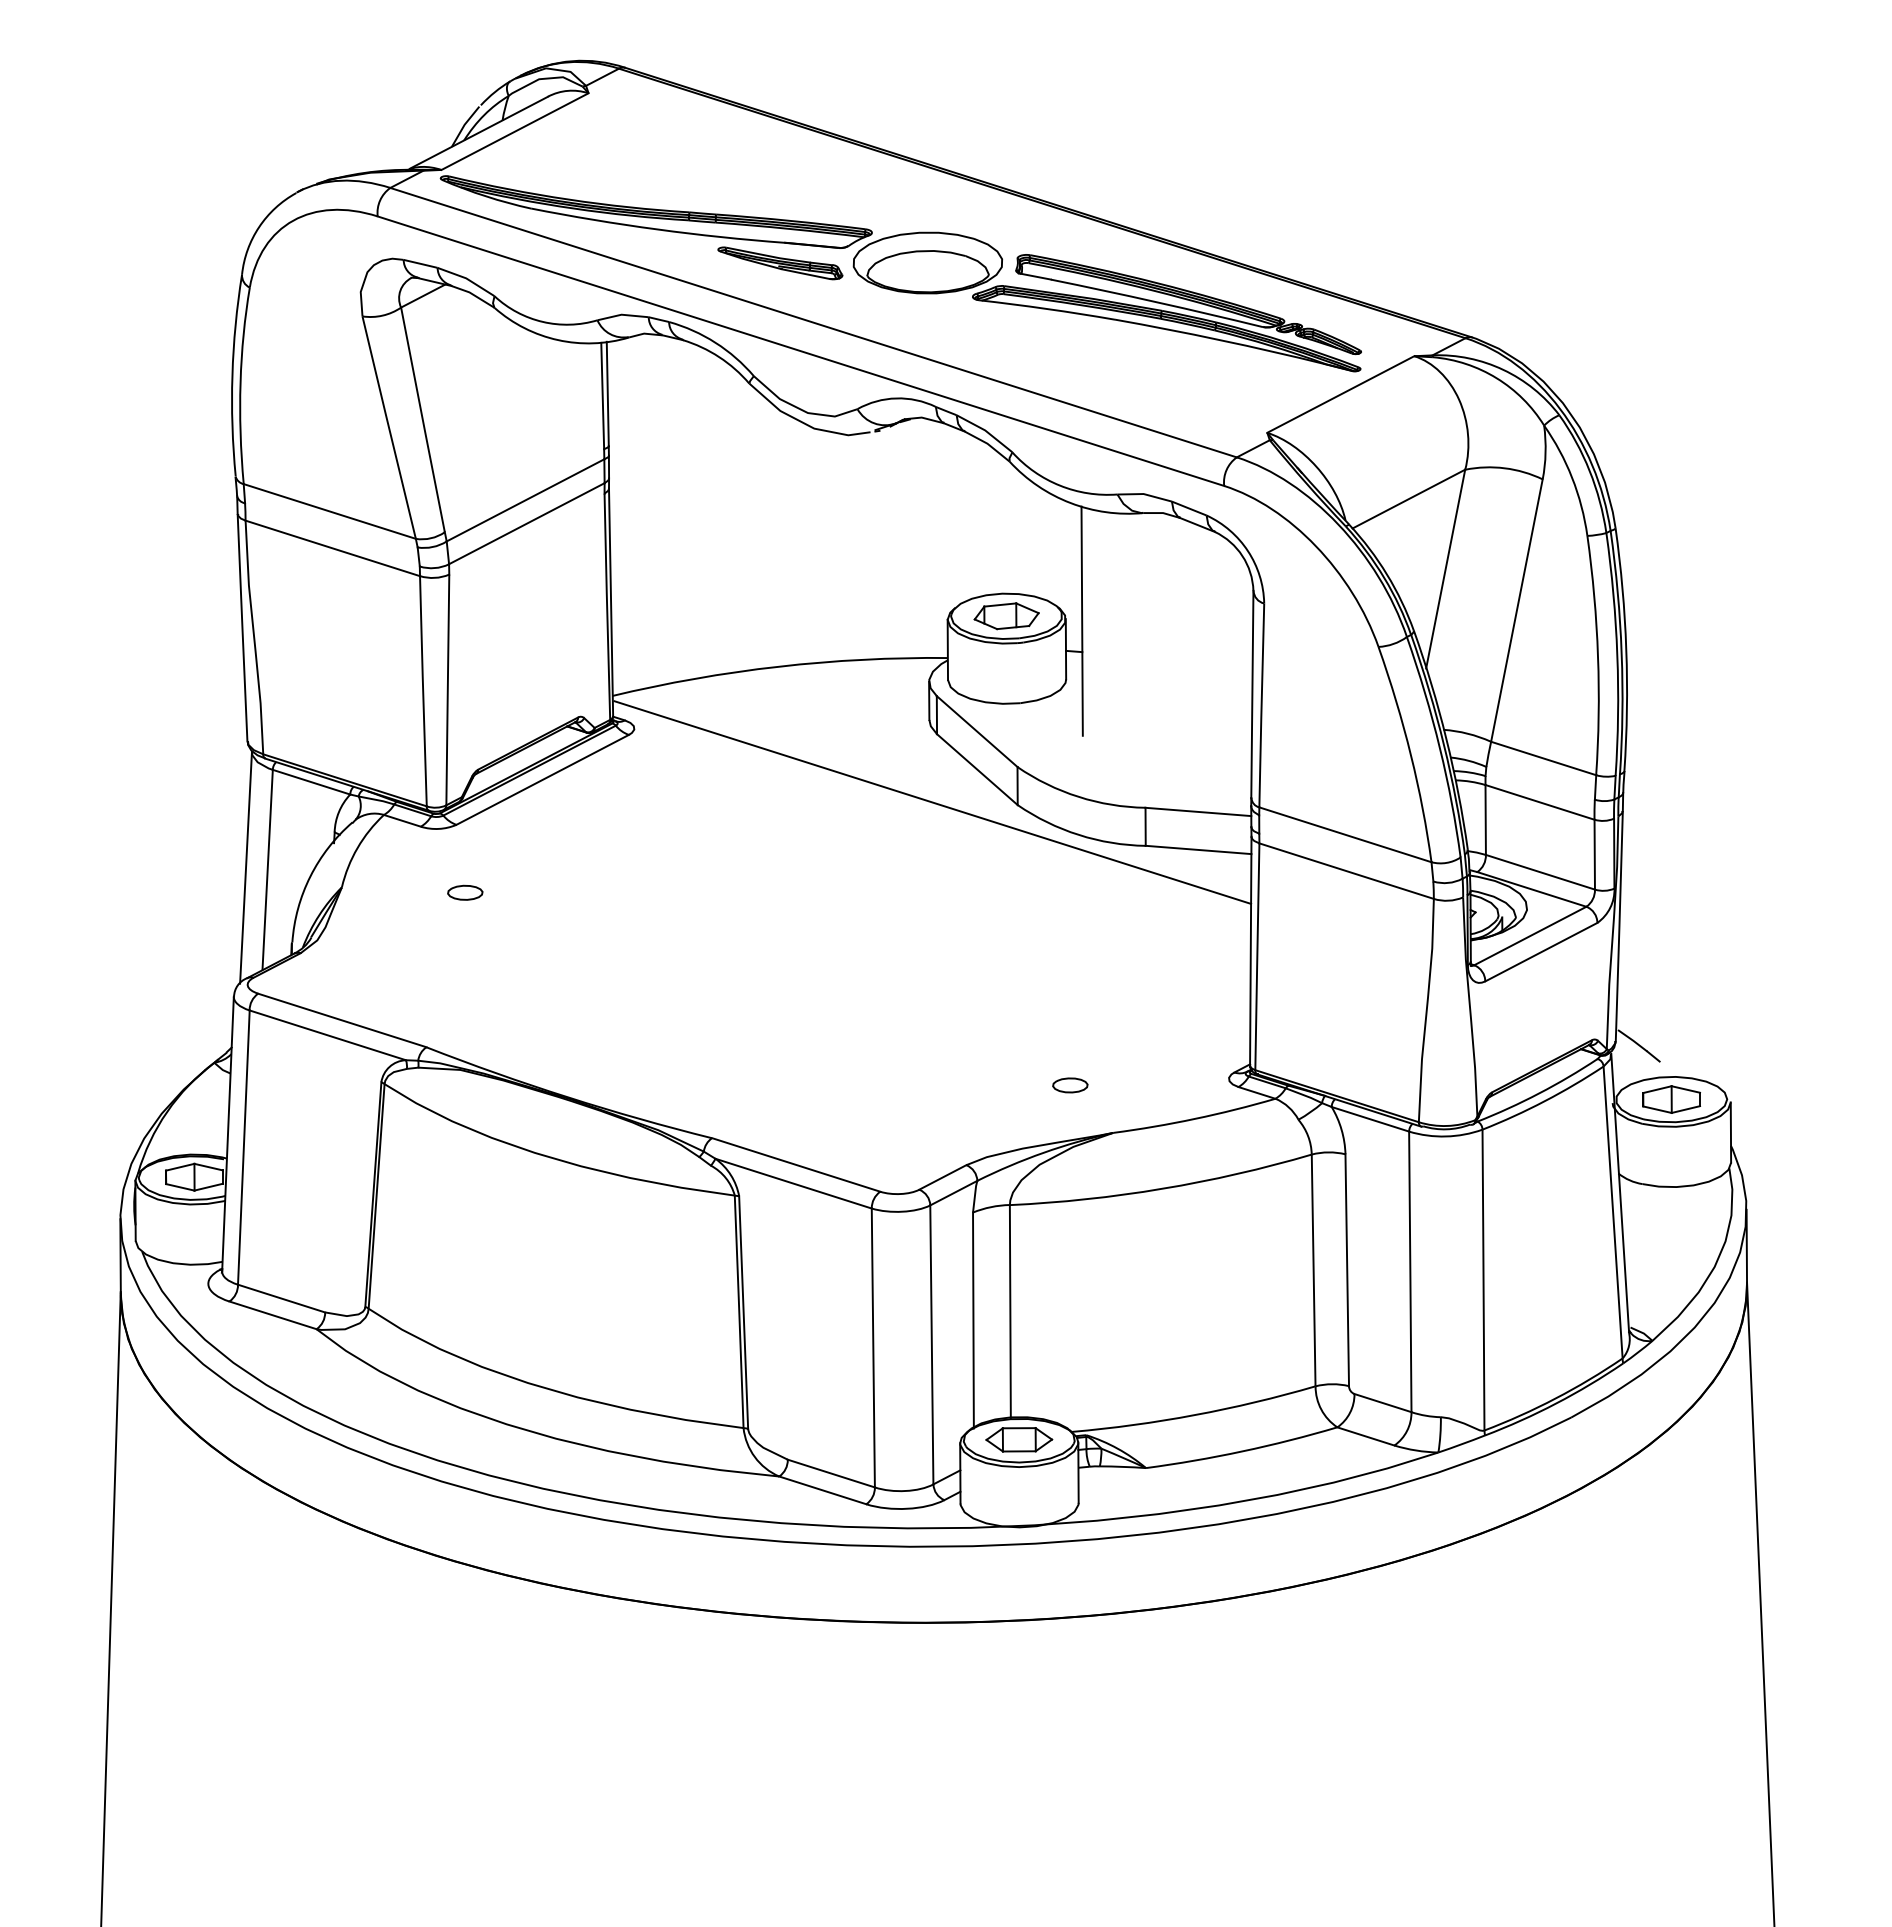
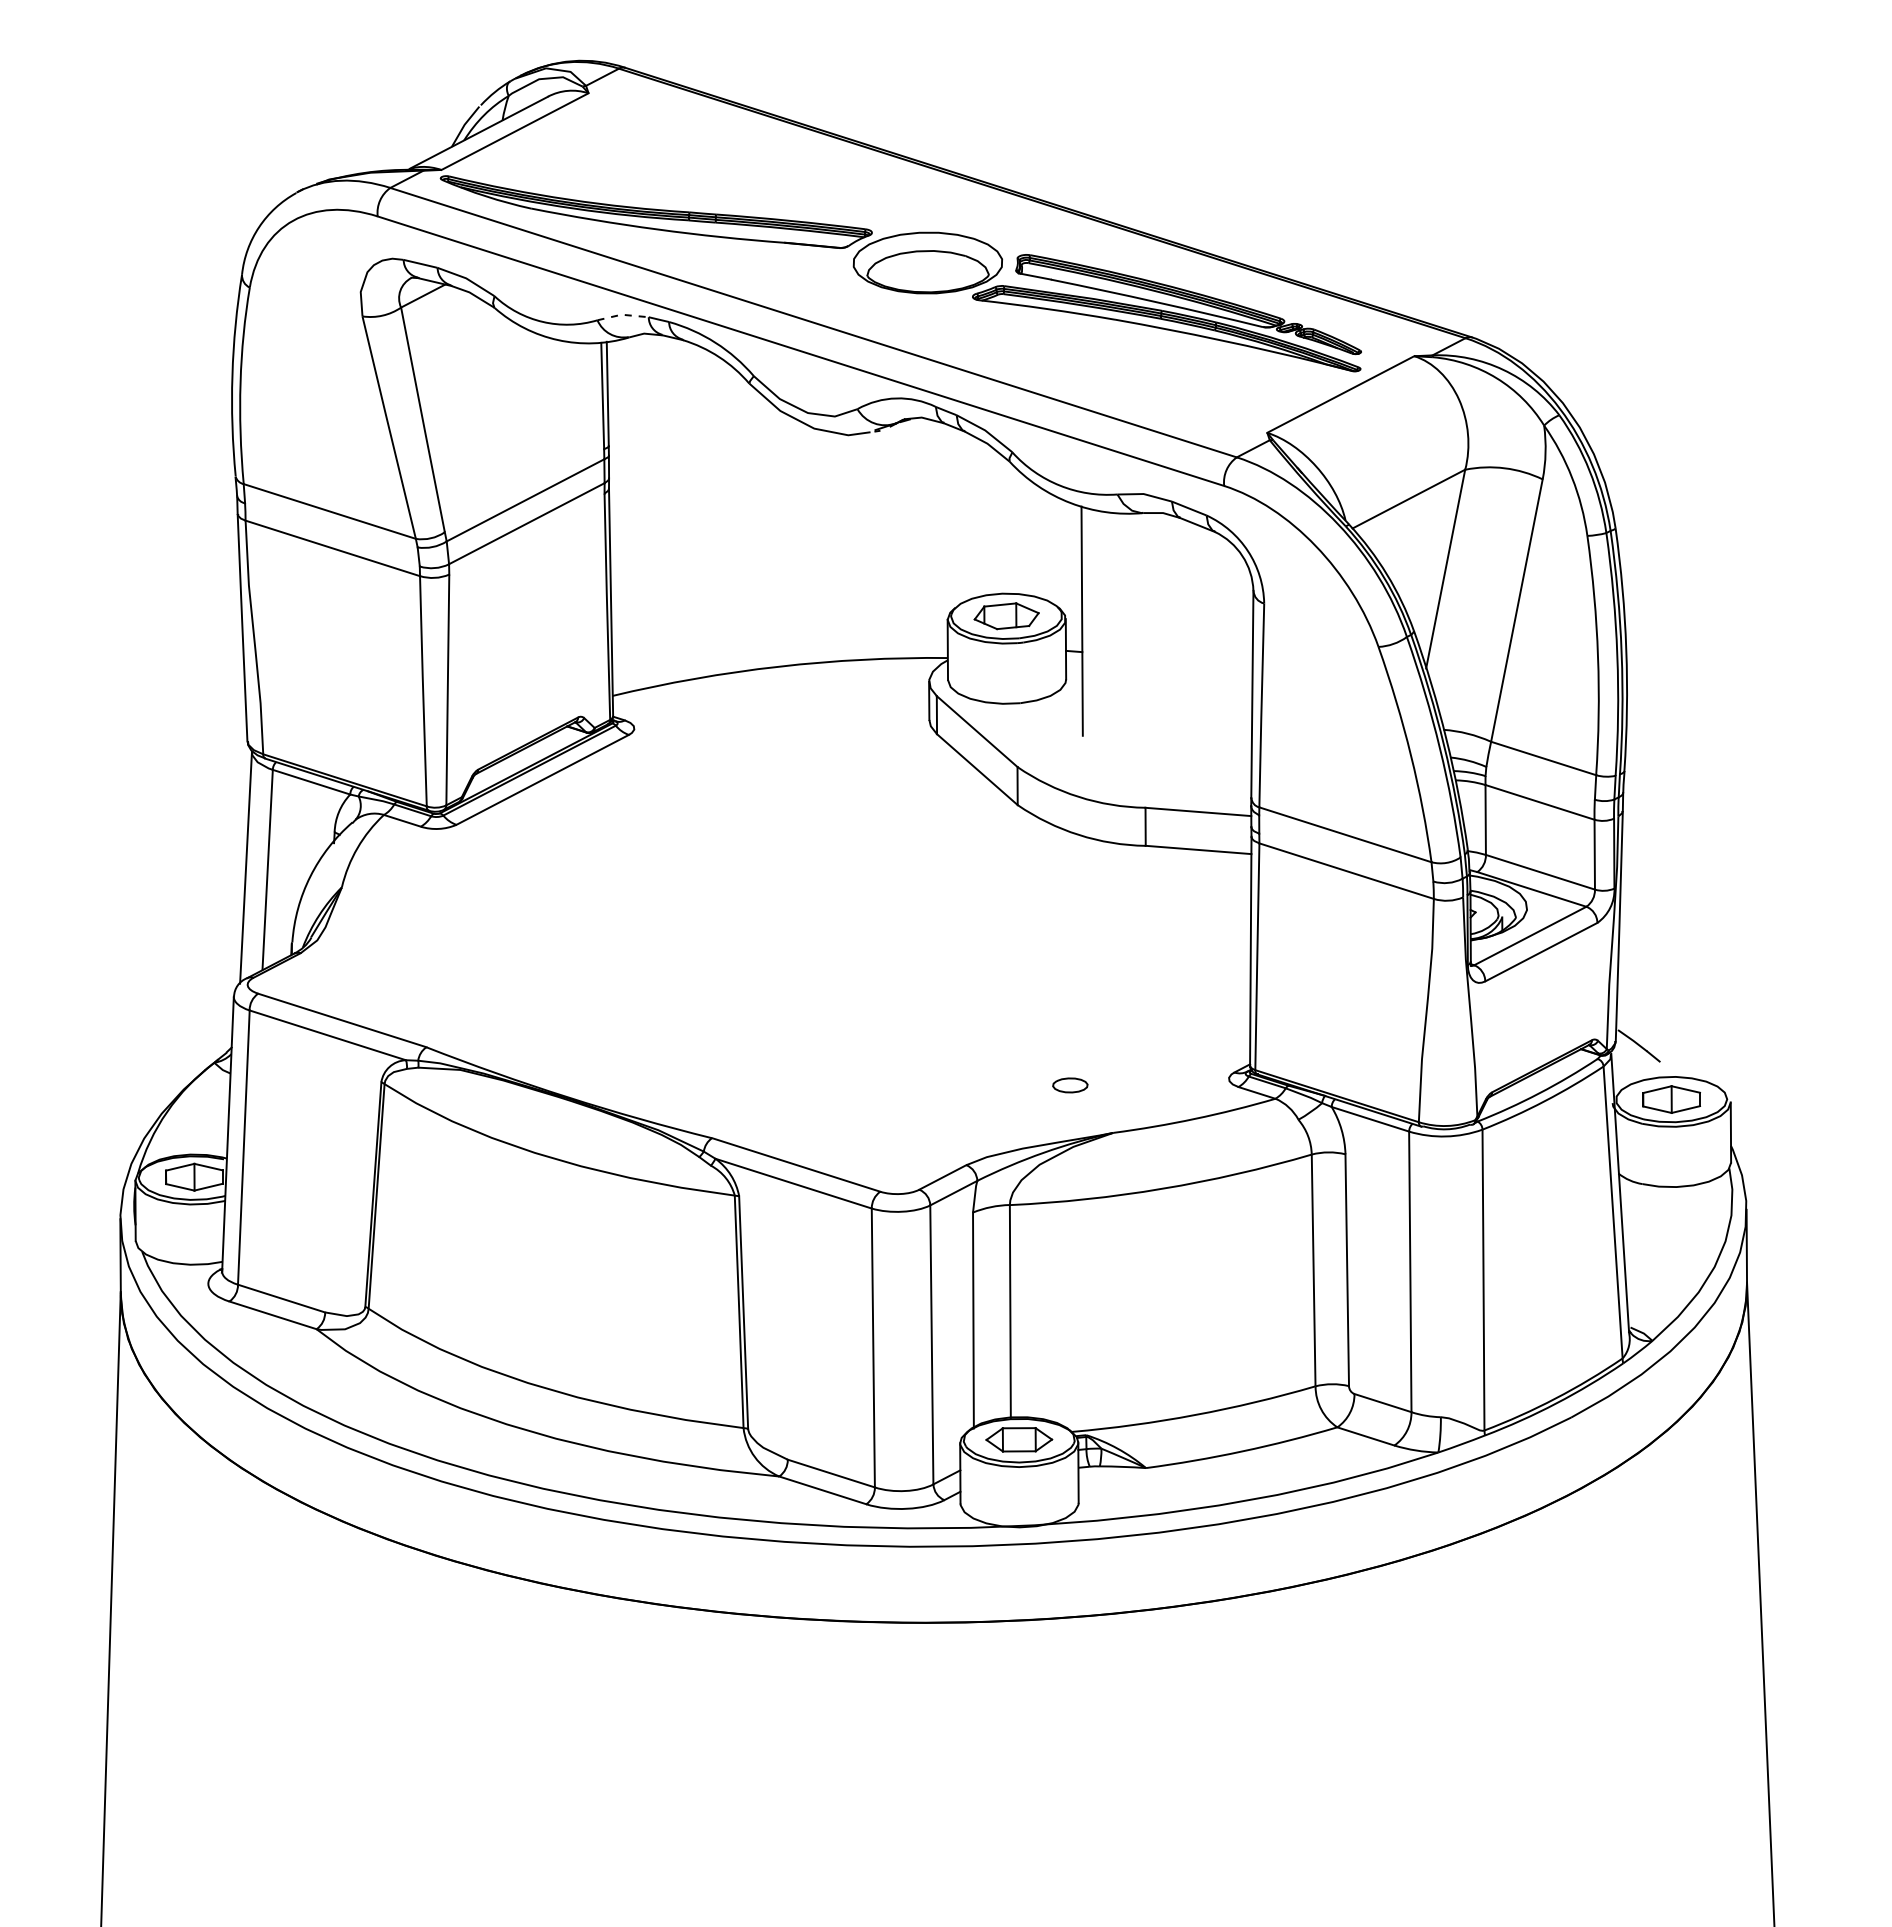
part: present -> none (780, 263)
line: solid -> dashed (622, 314)
line: present -> none (932, 802)
part: present -> none (465, 892)
